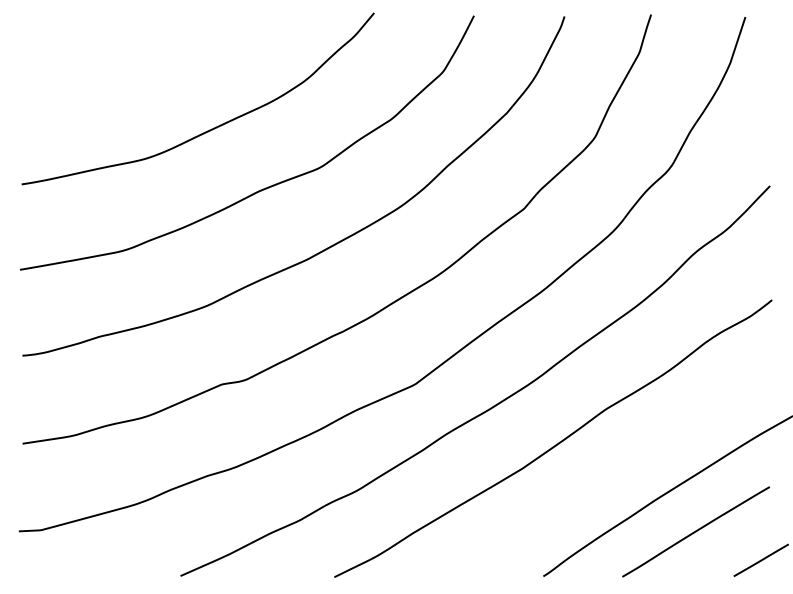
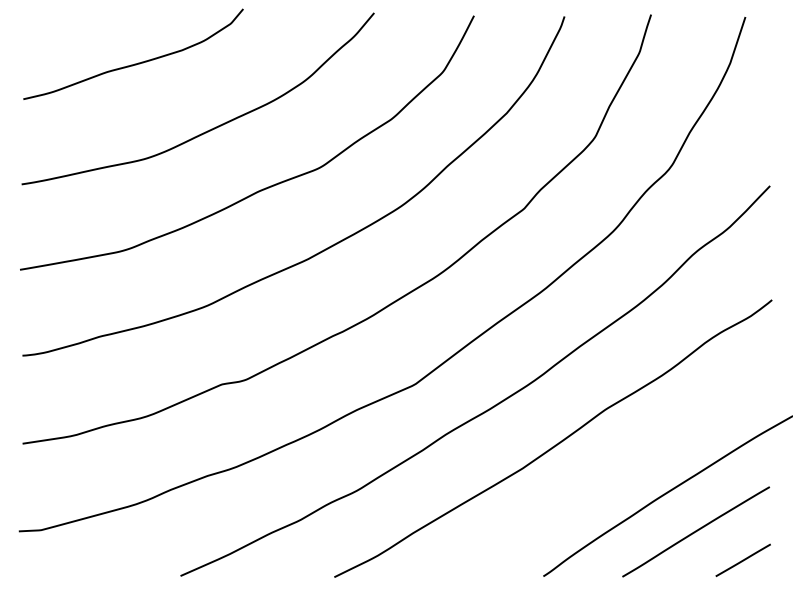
curve: none -> present (134, 63)
line position: (760, 559) -> (742, 559) (742, 559)
